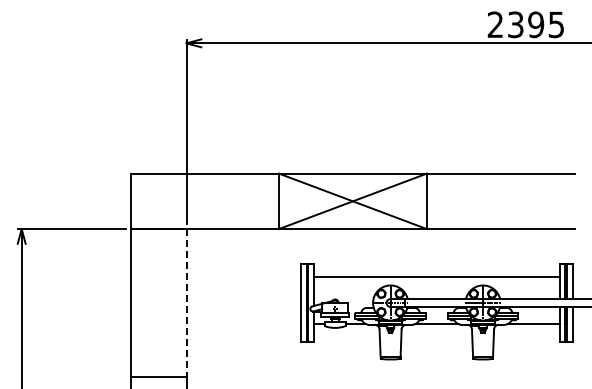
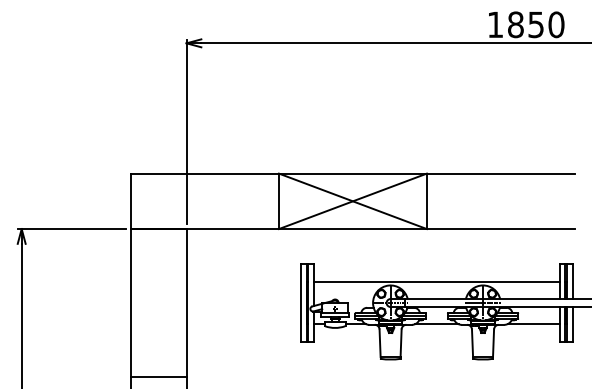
text: 2395 -> 1850 (525, 24)
line position: (436, 276) -> (436, 281) (436, 281)
line: dashed -> solid (186, 303)
